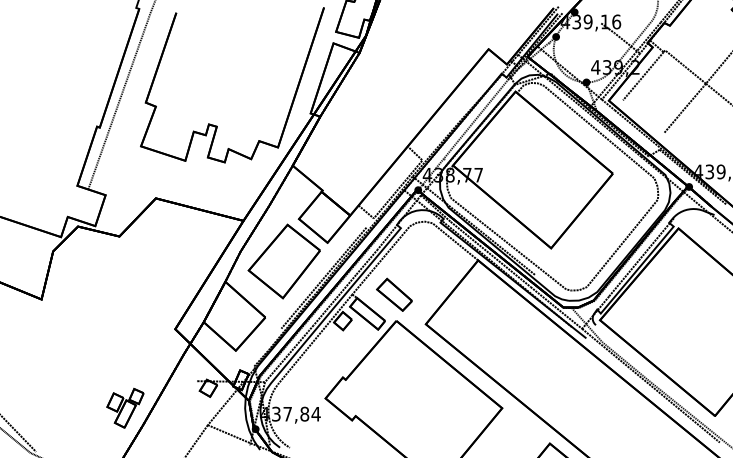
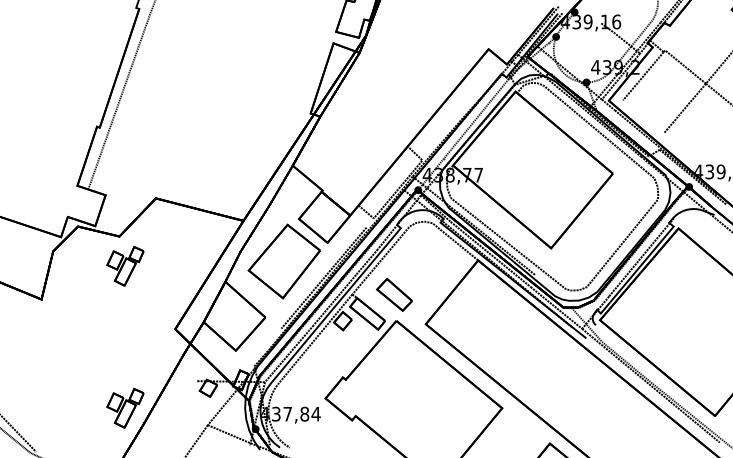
part: present -> none (216, 125)
part: none -> present (125, 265)
